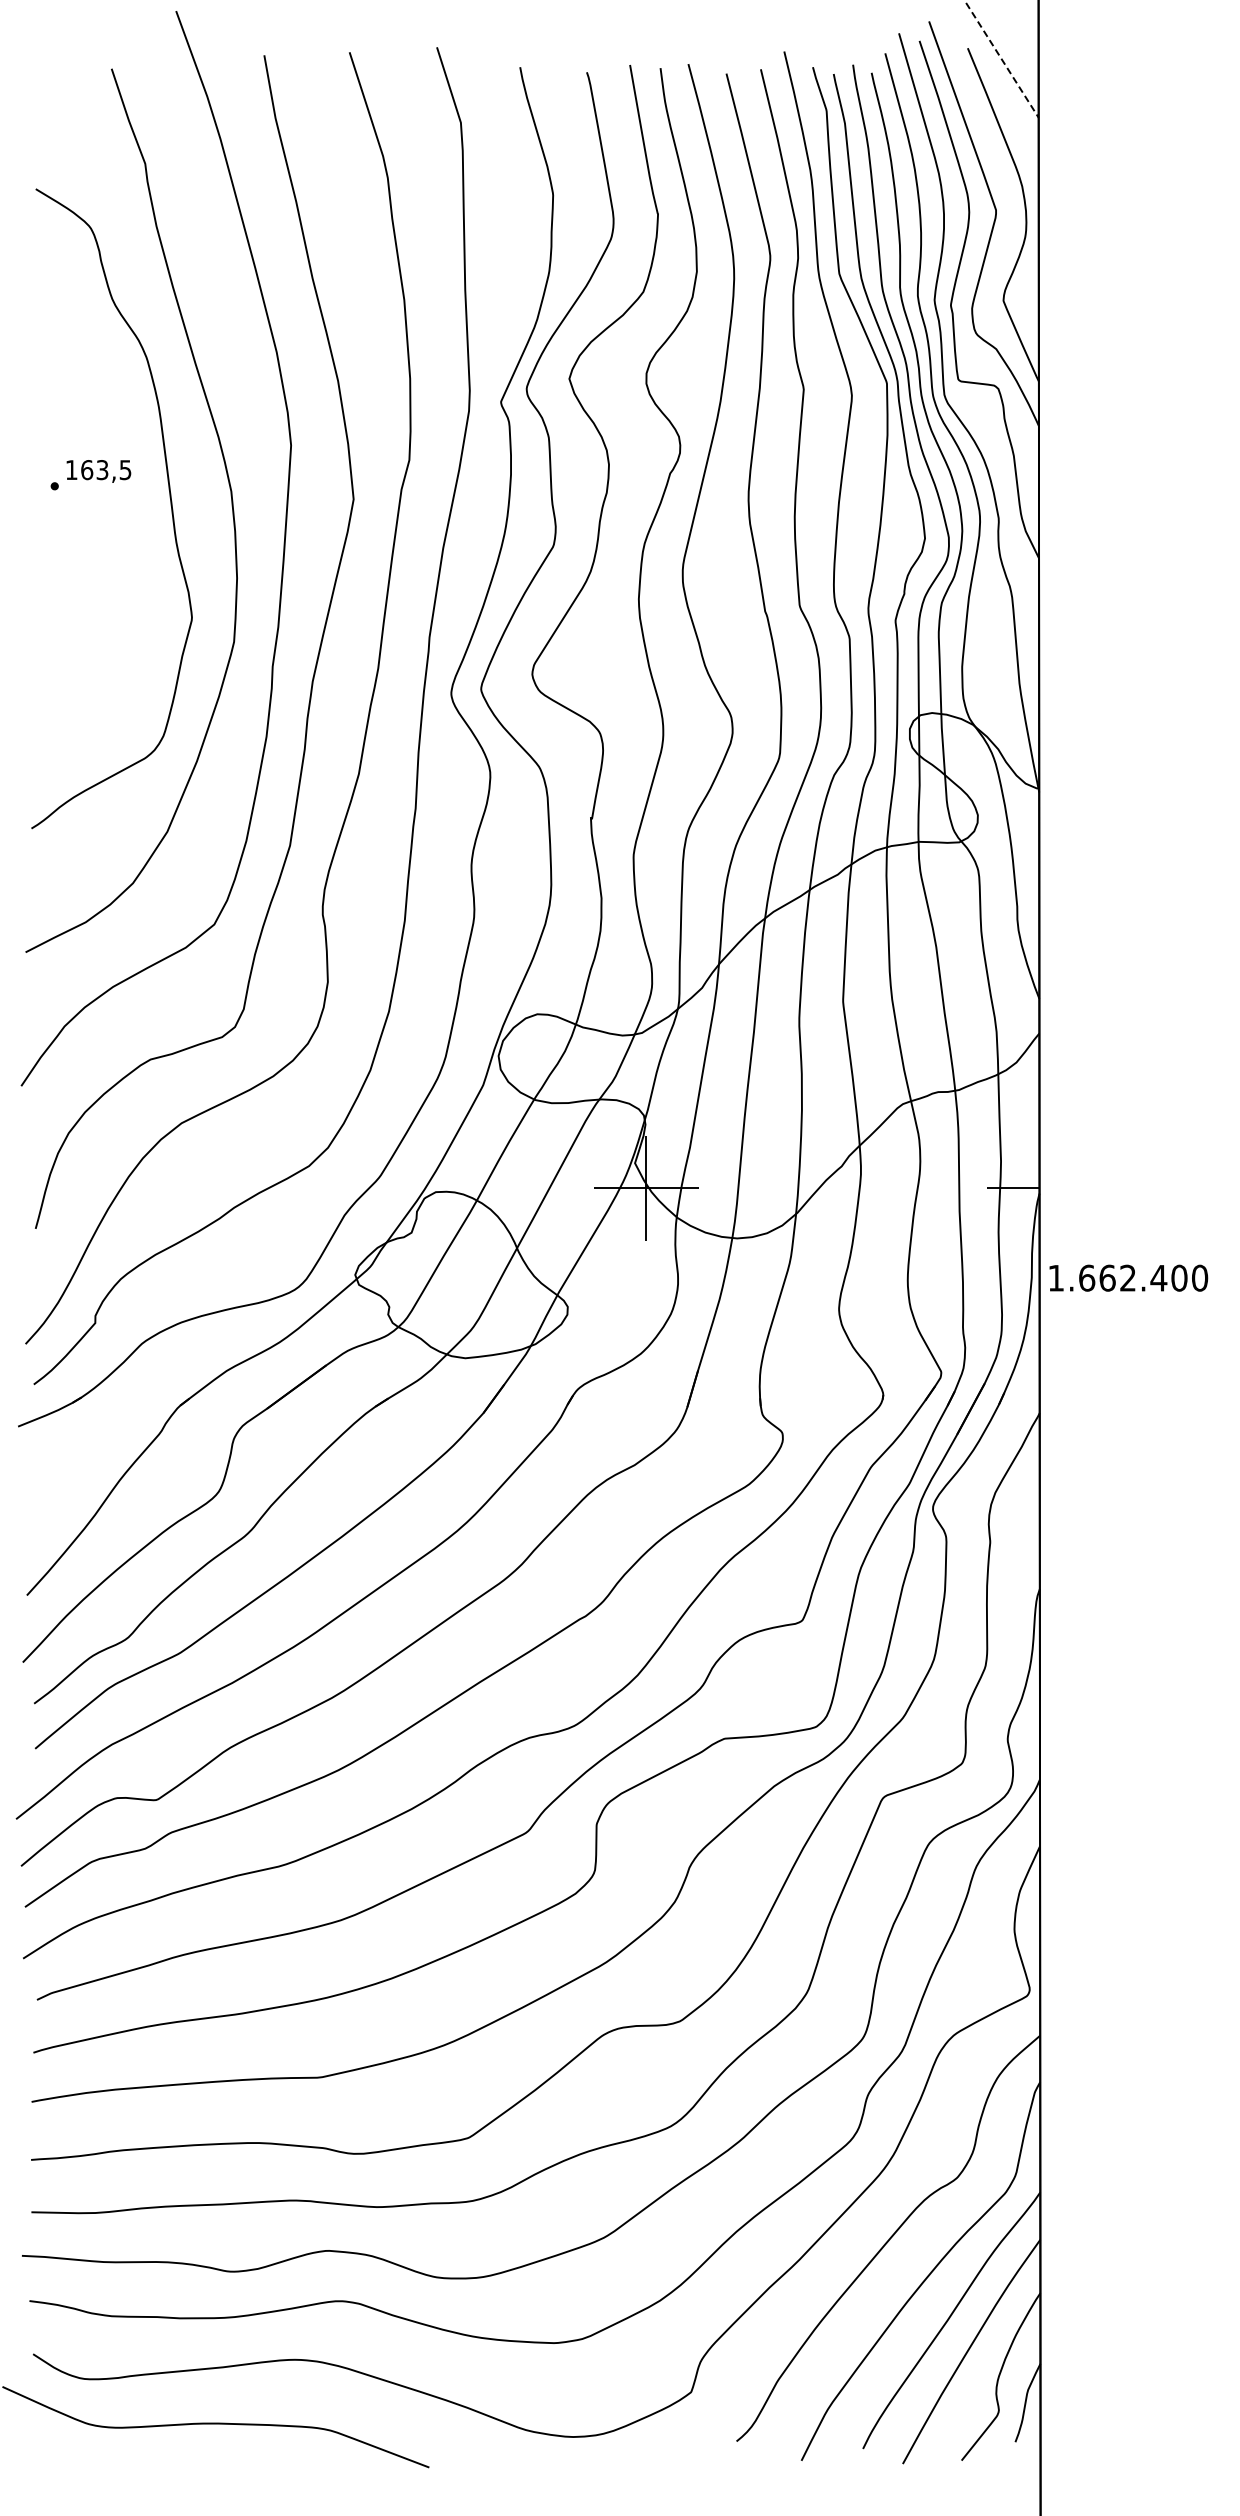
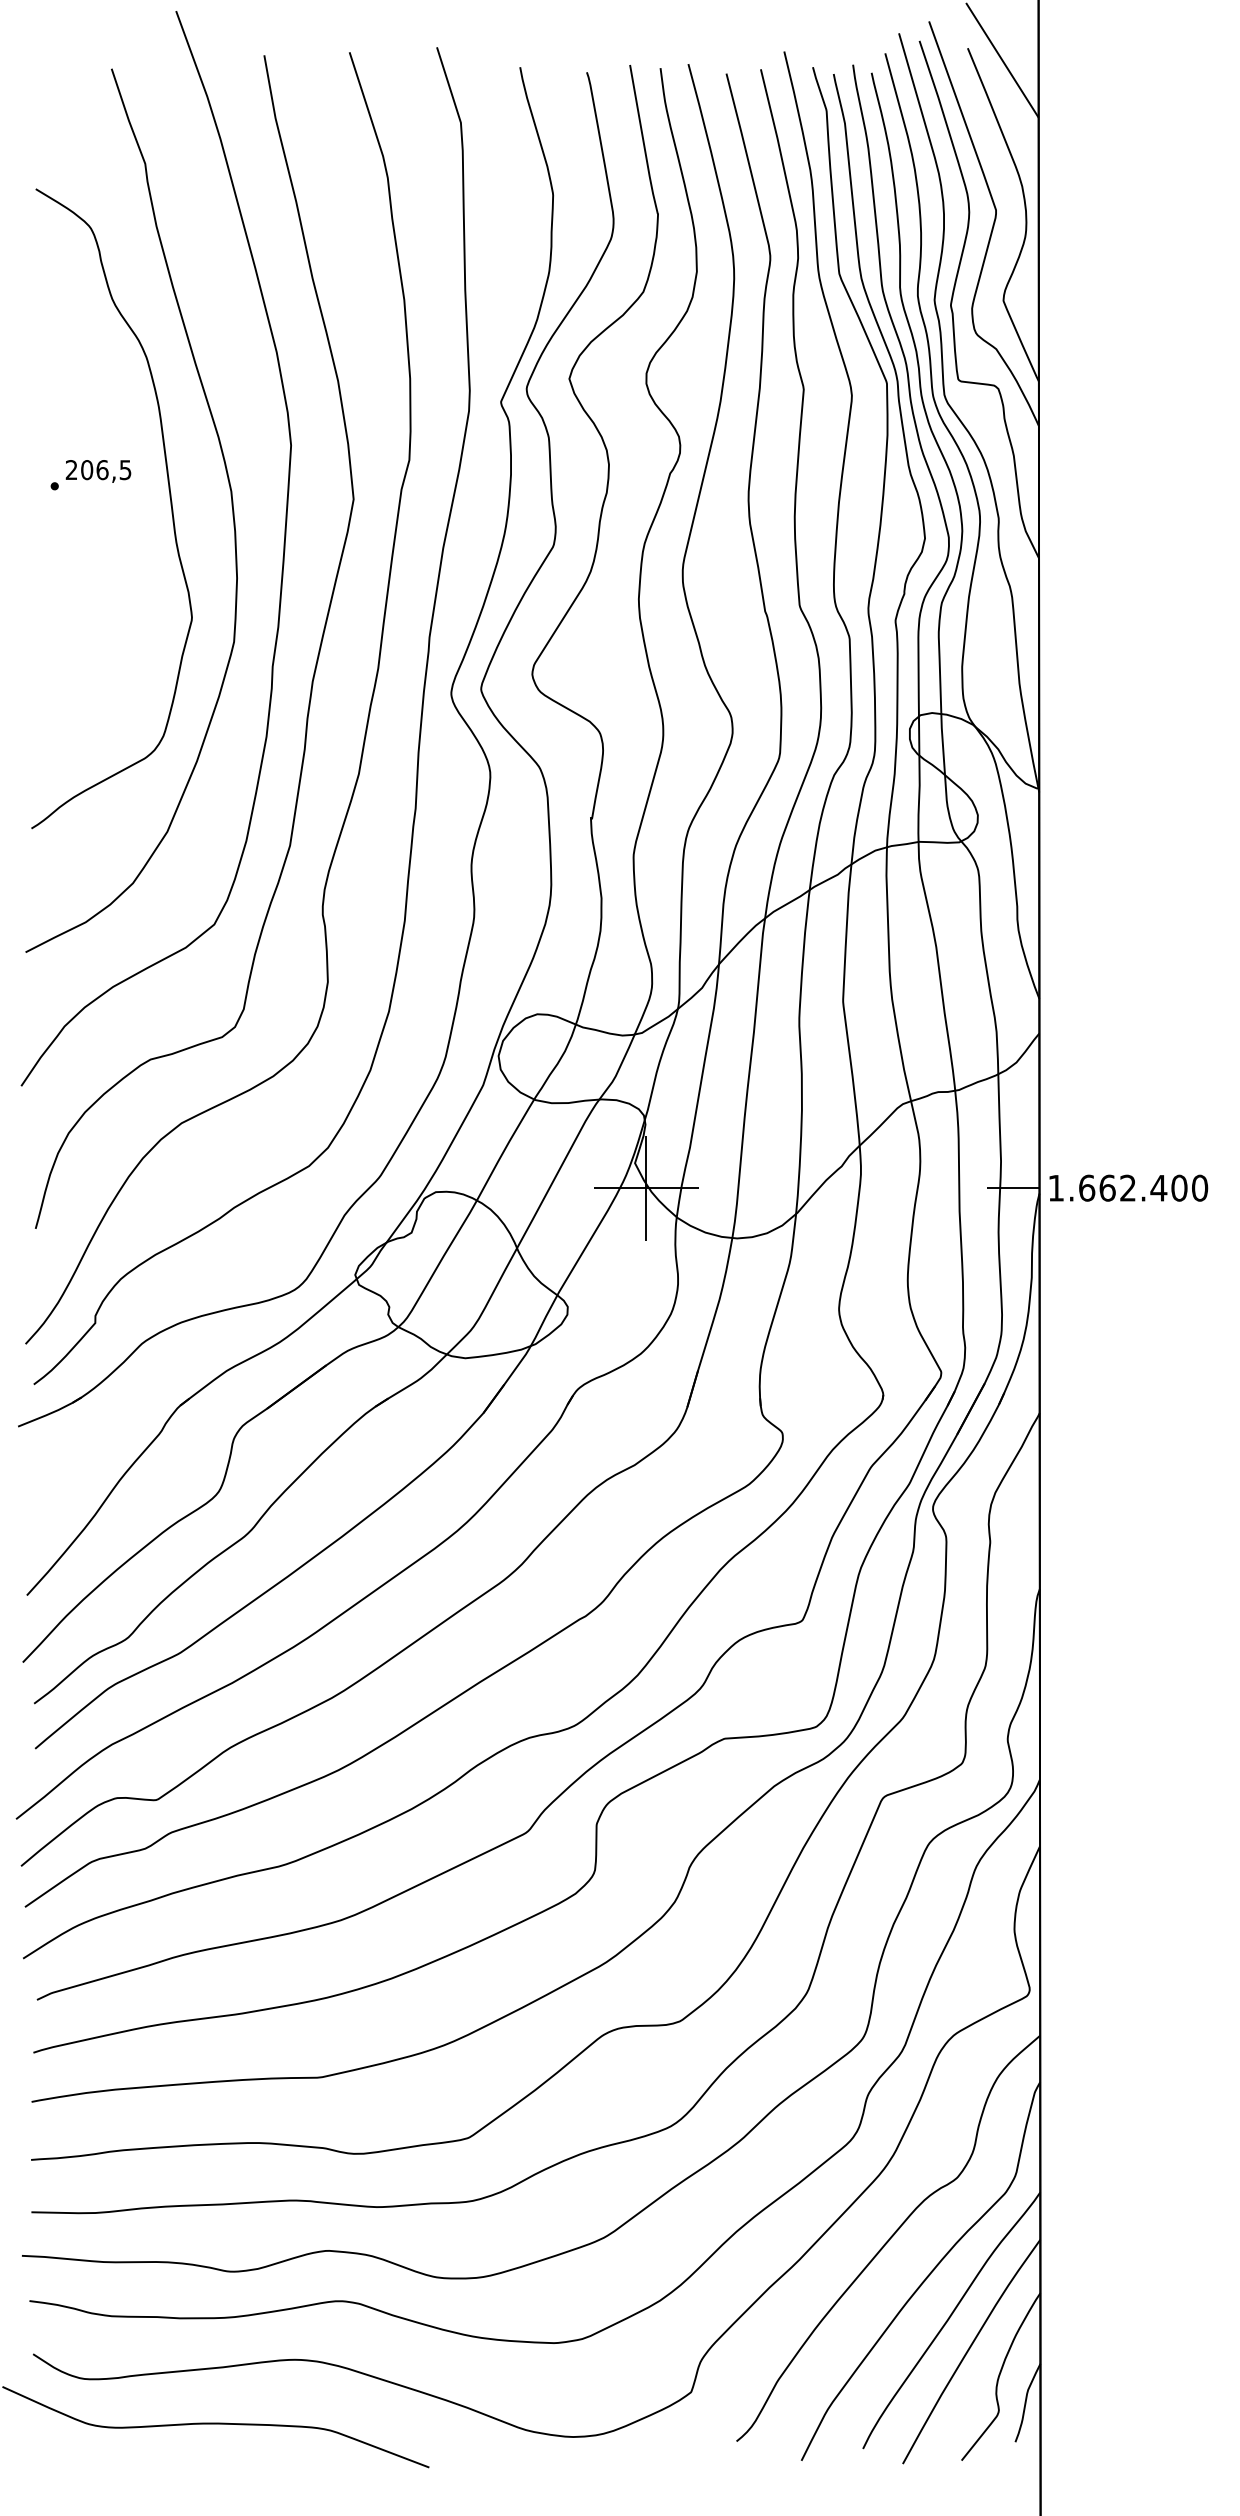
line: dashed -> solid (1002, 60)
text: 163,5 -> 206,5 (86, 470)
text position: (1128, 1277) -> (1128, 1187) (1128, 1187)
